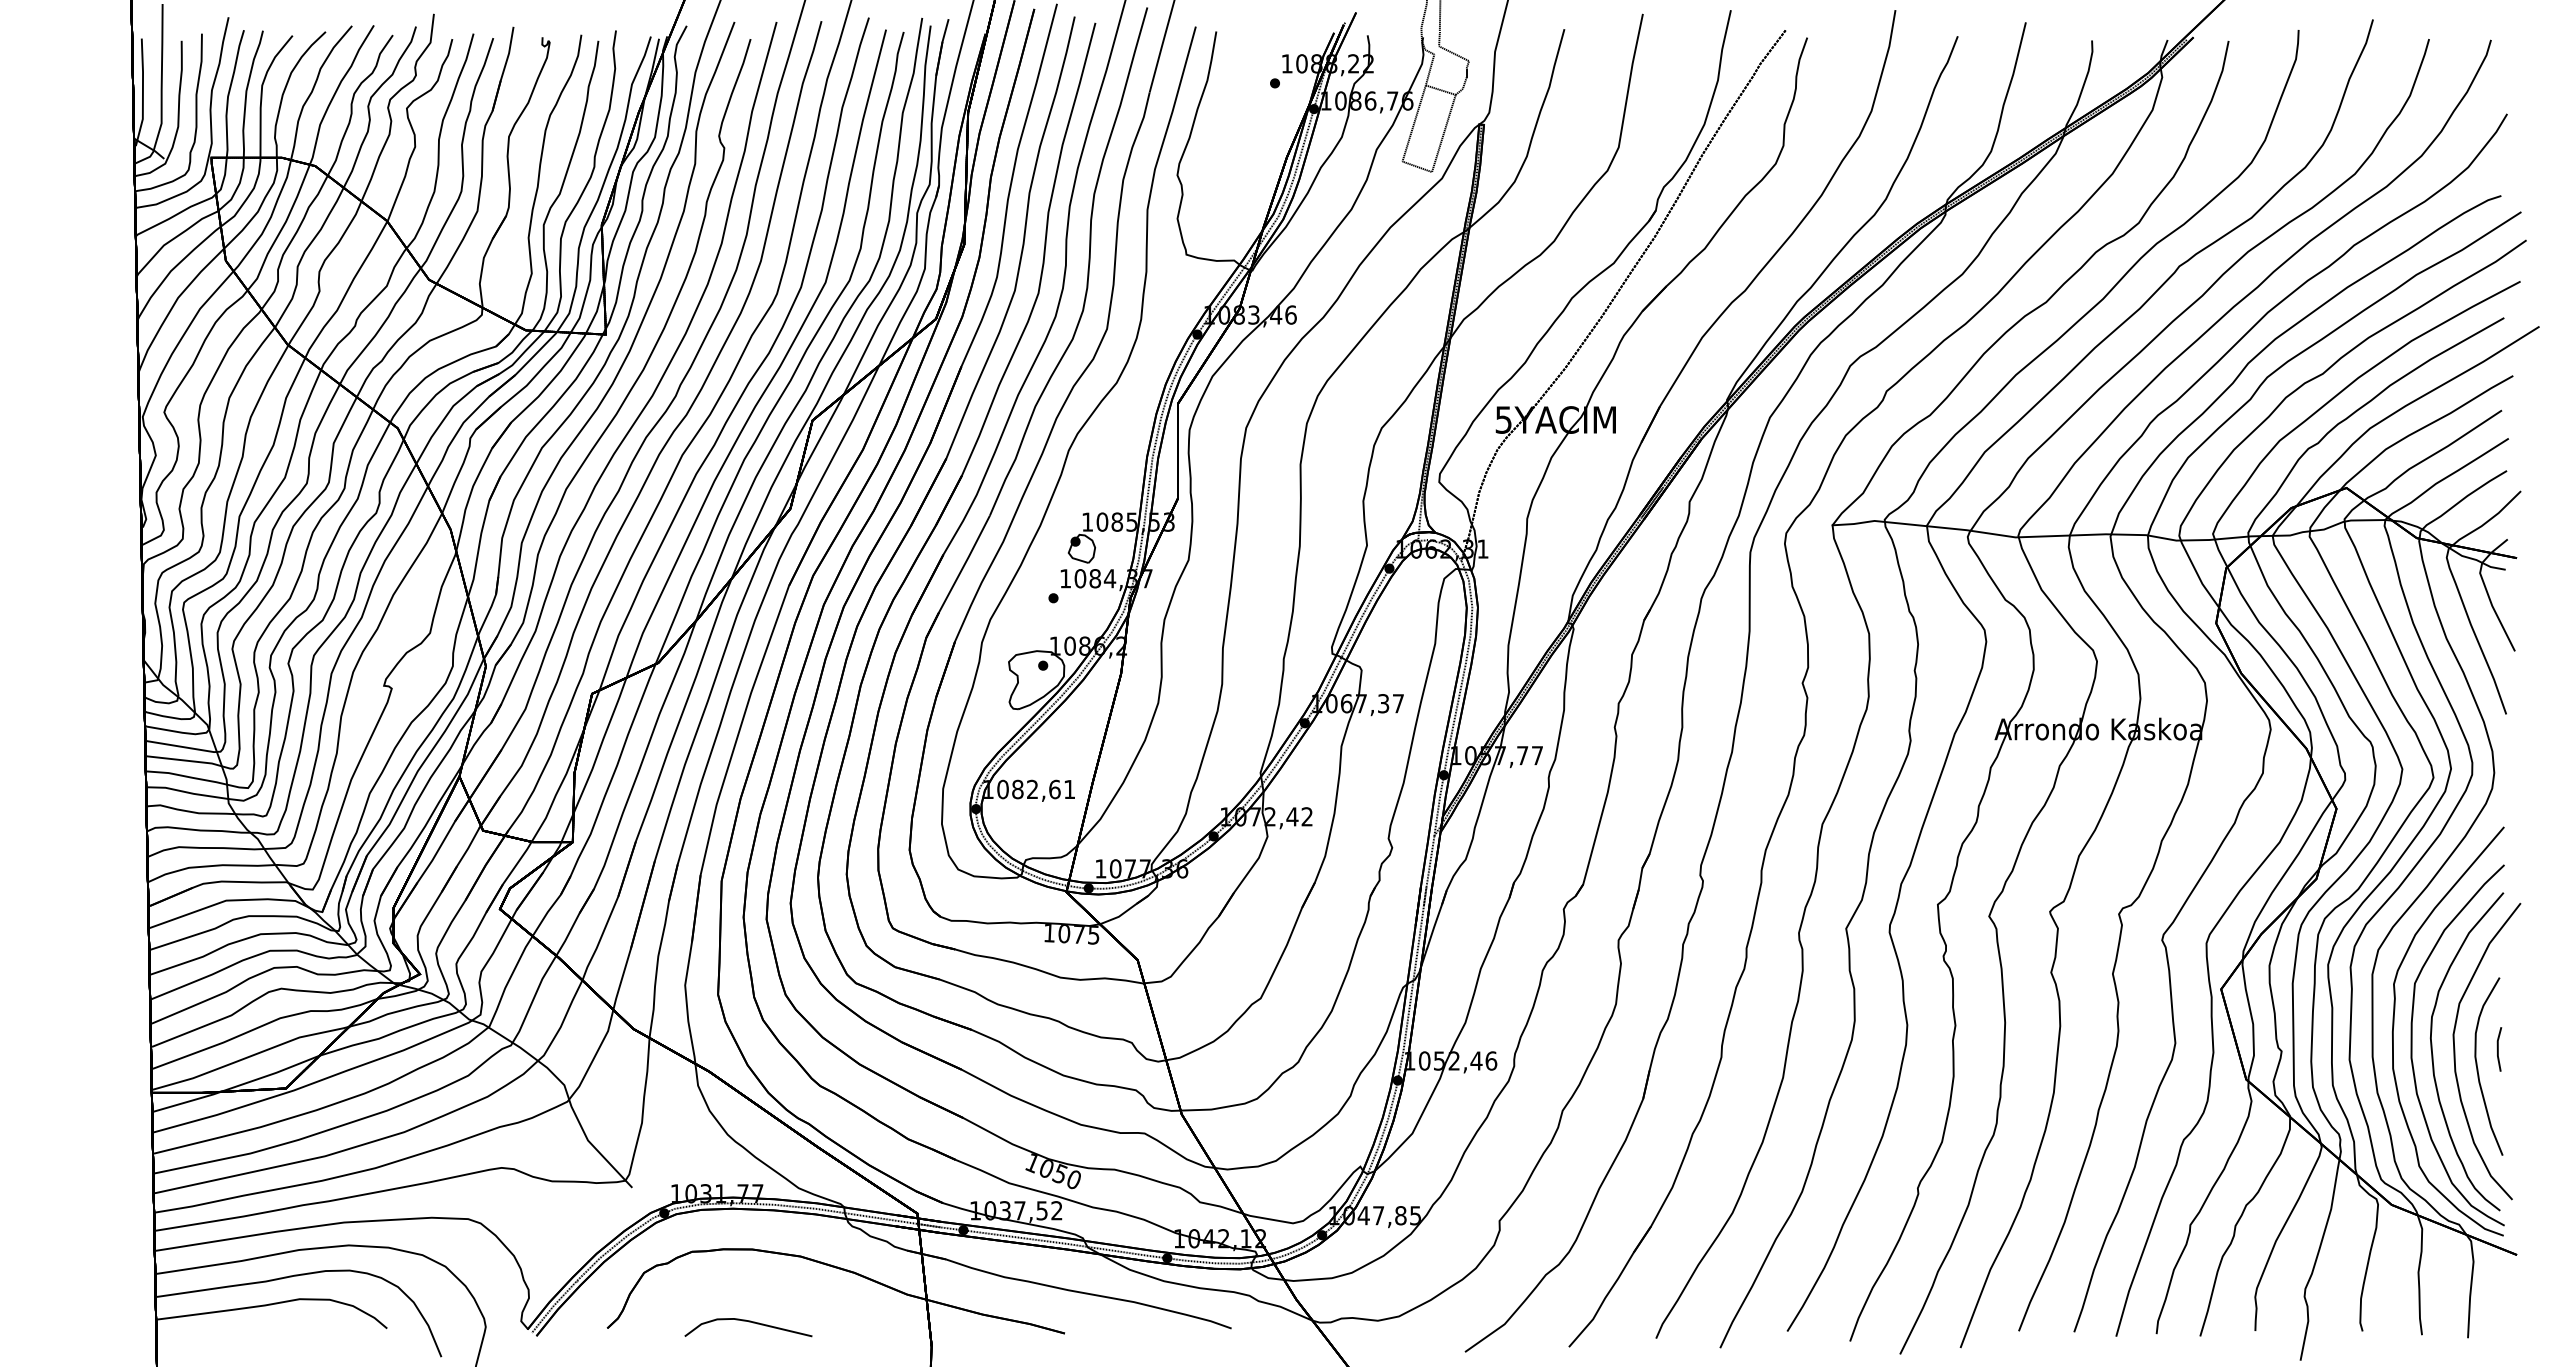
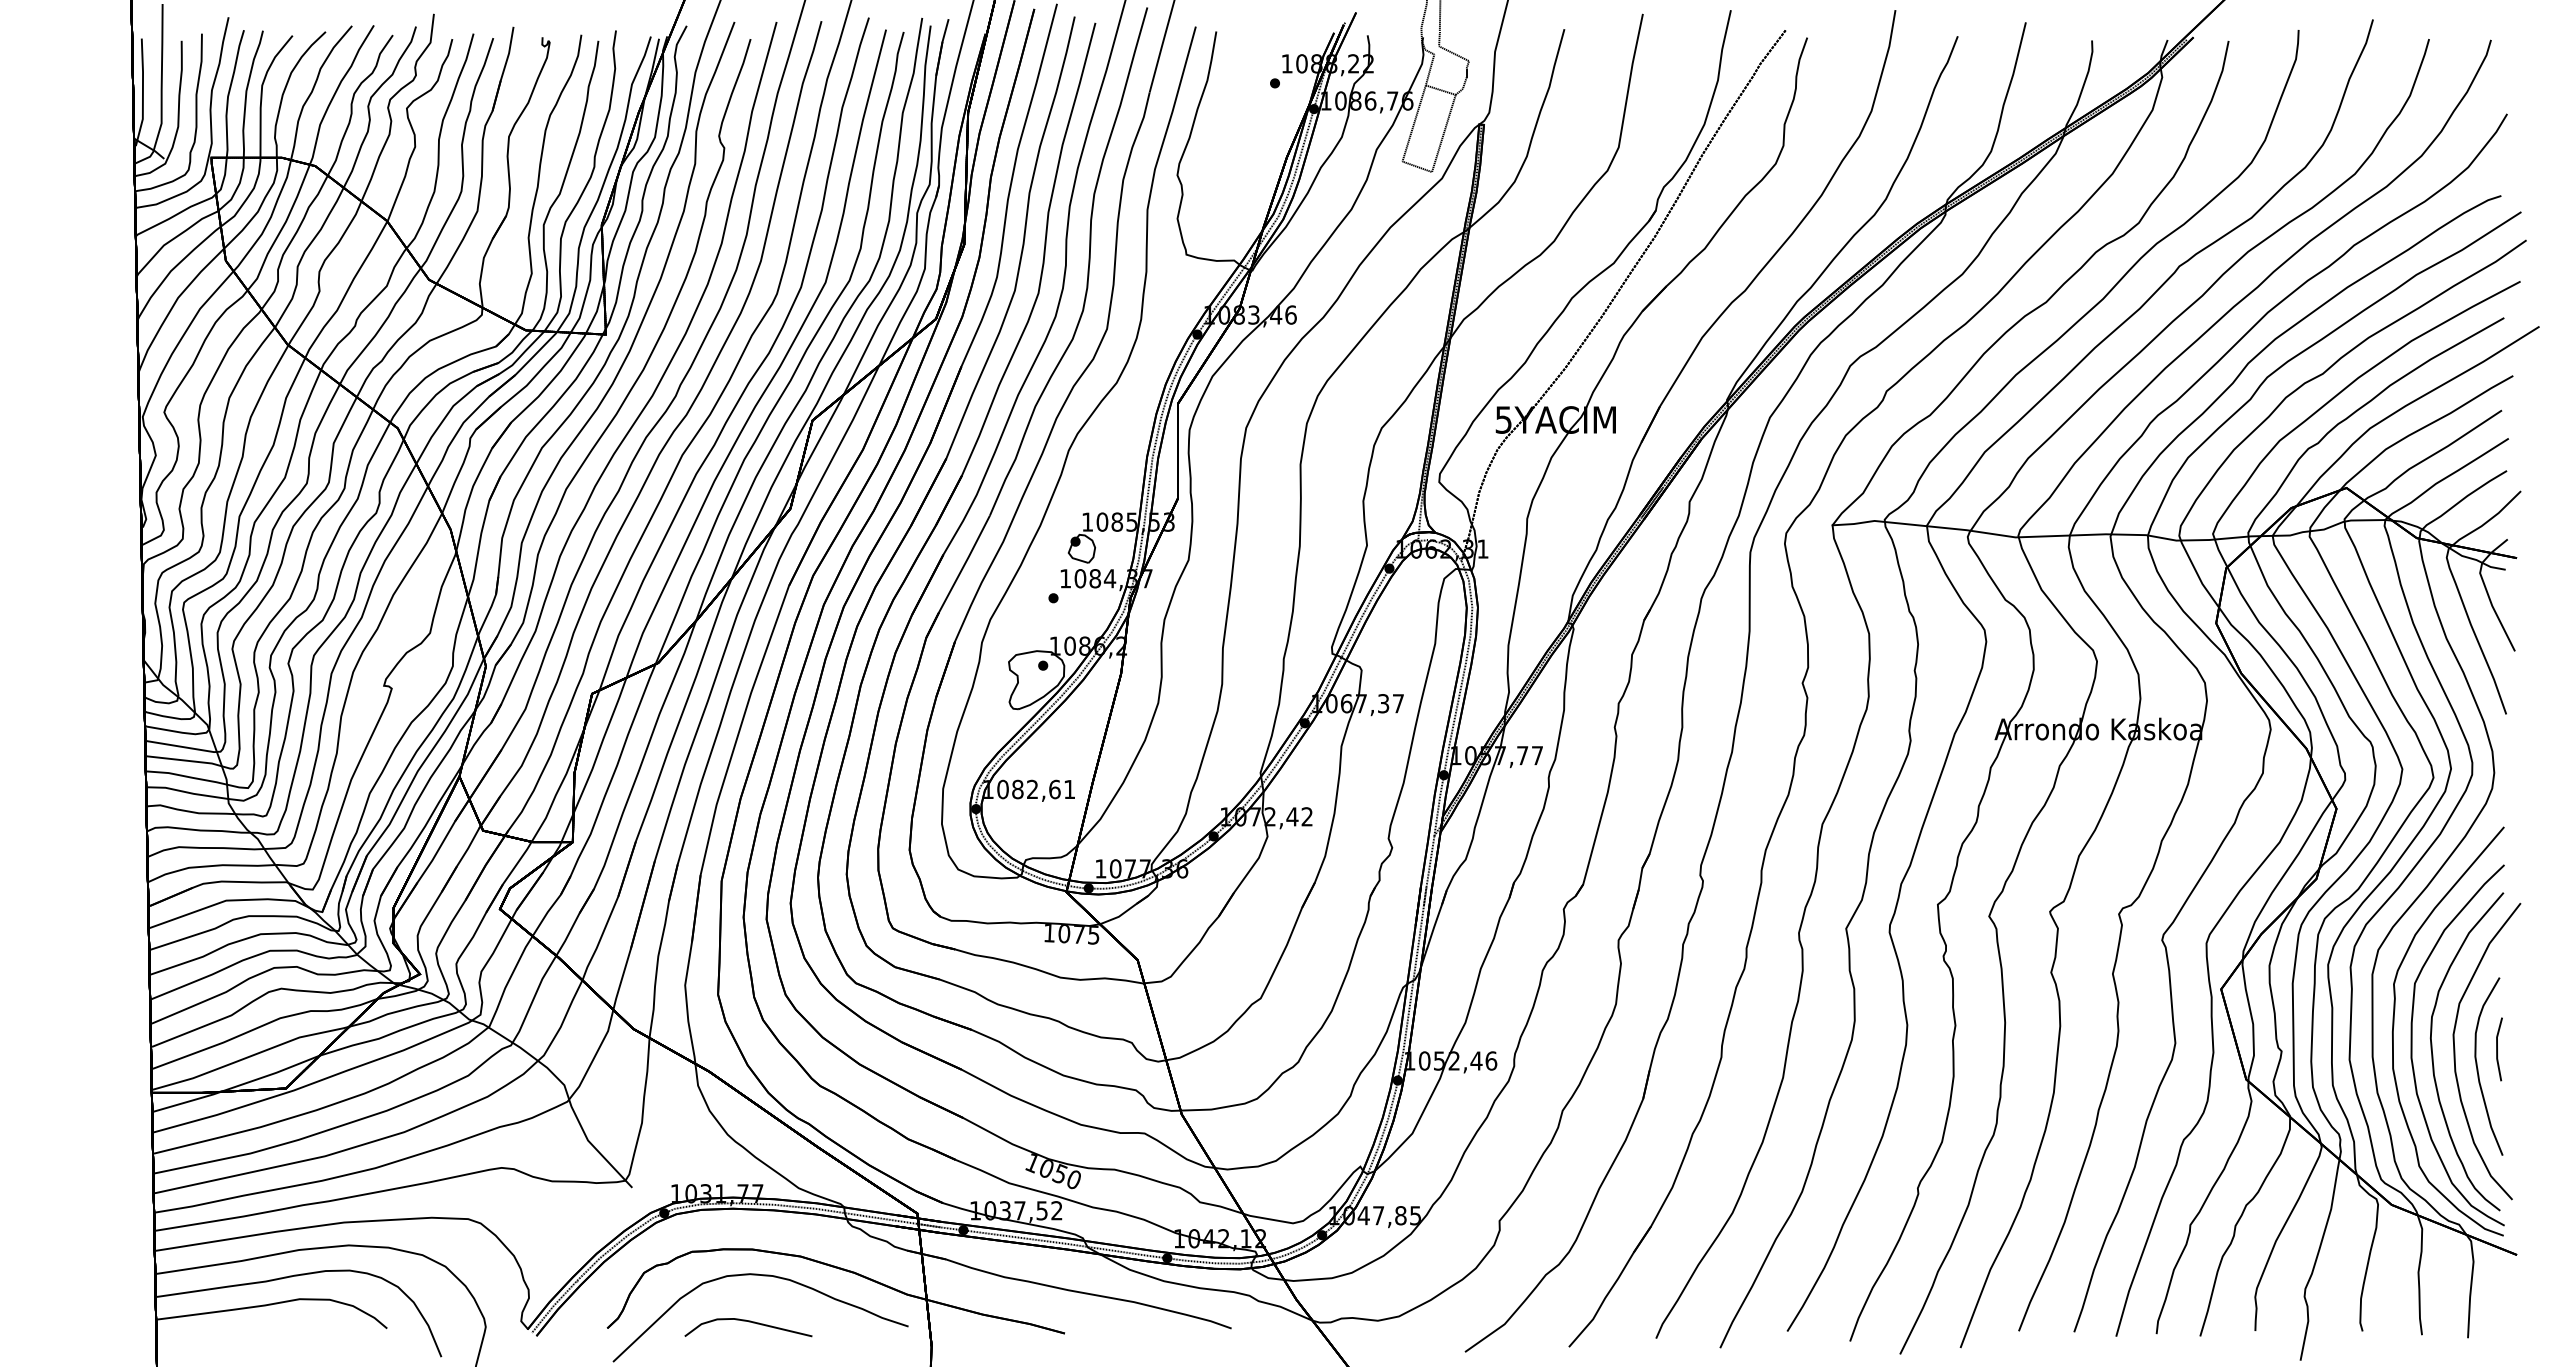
part size: 7x45 px -> 7x65 px (2499, 1049)
curve: none -> present (762, 1276)
